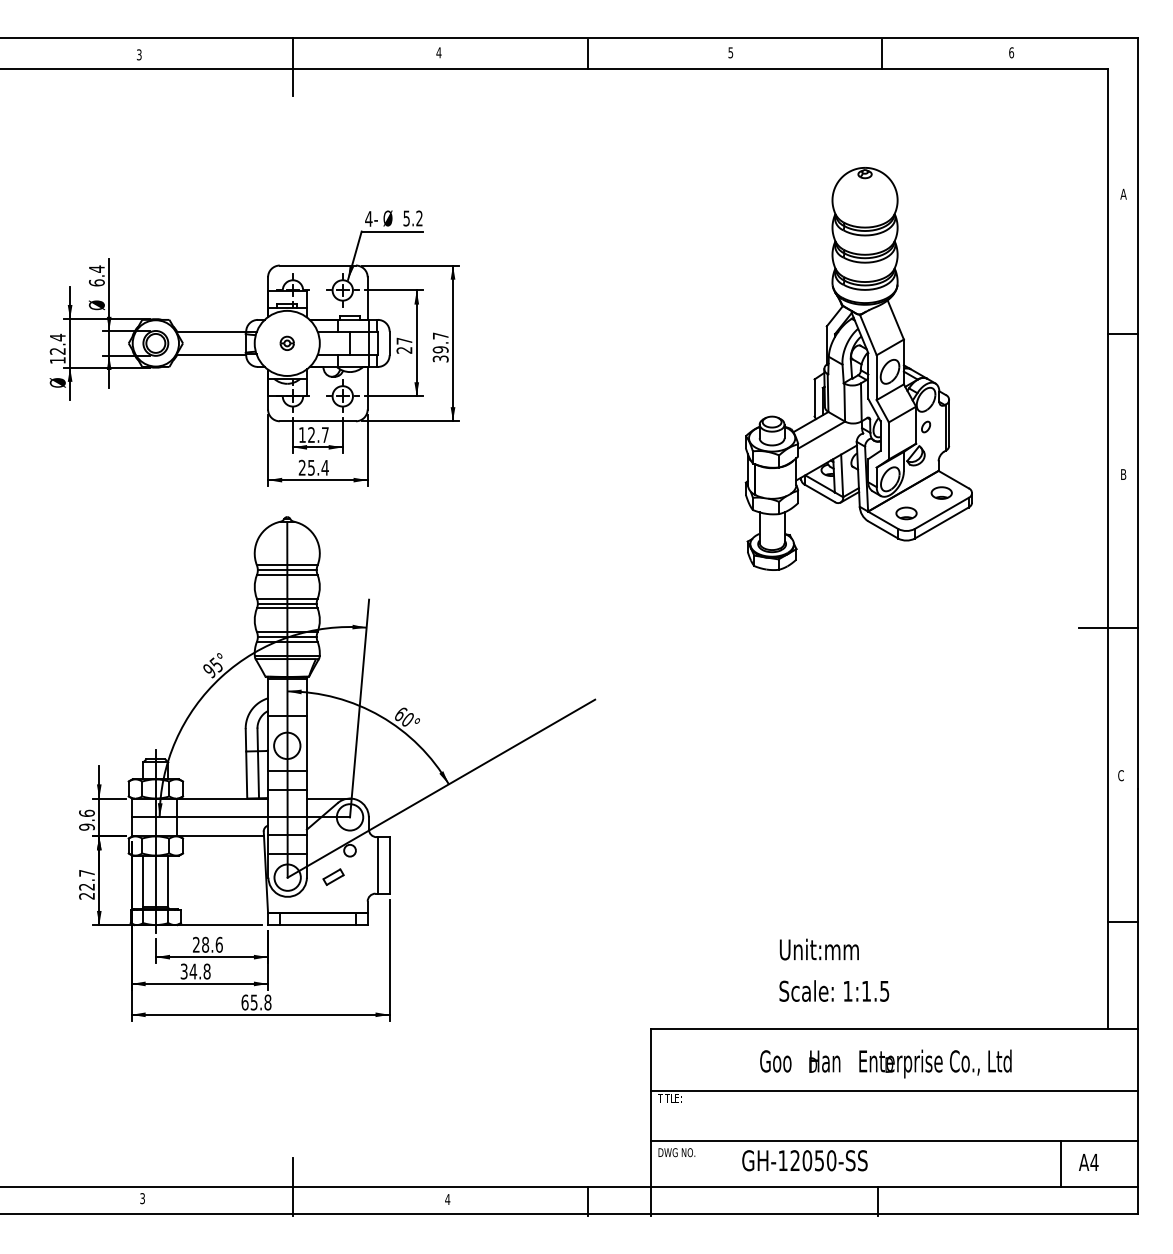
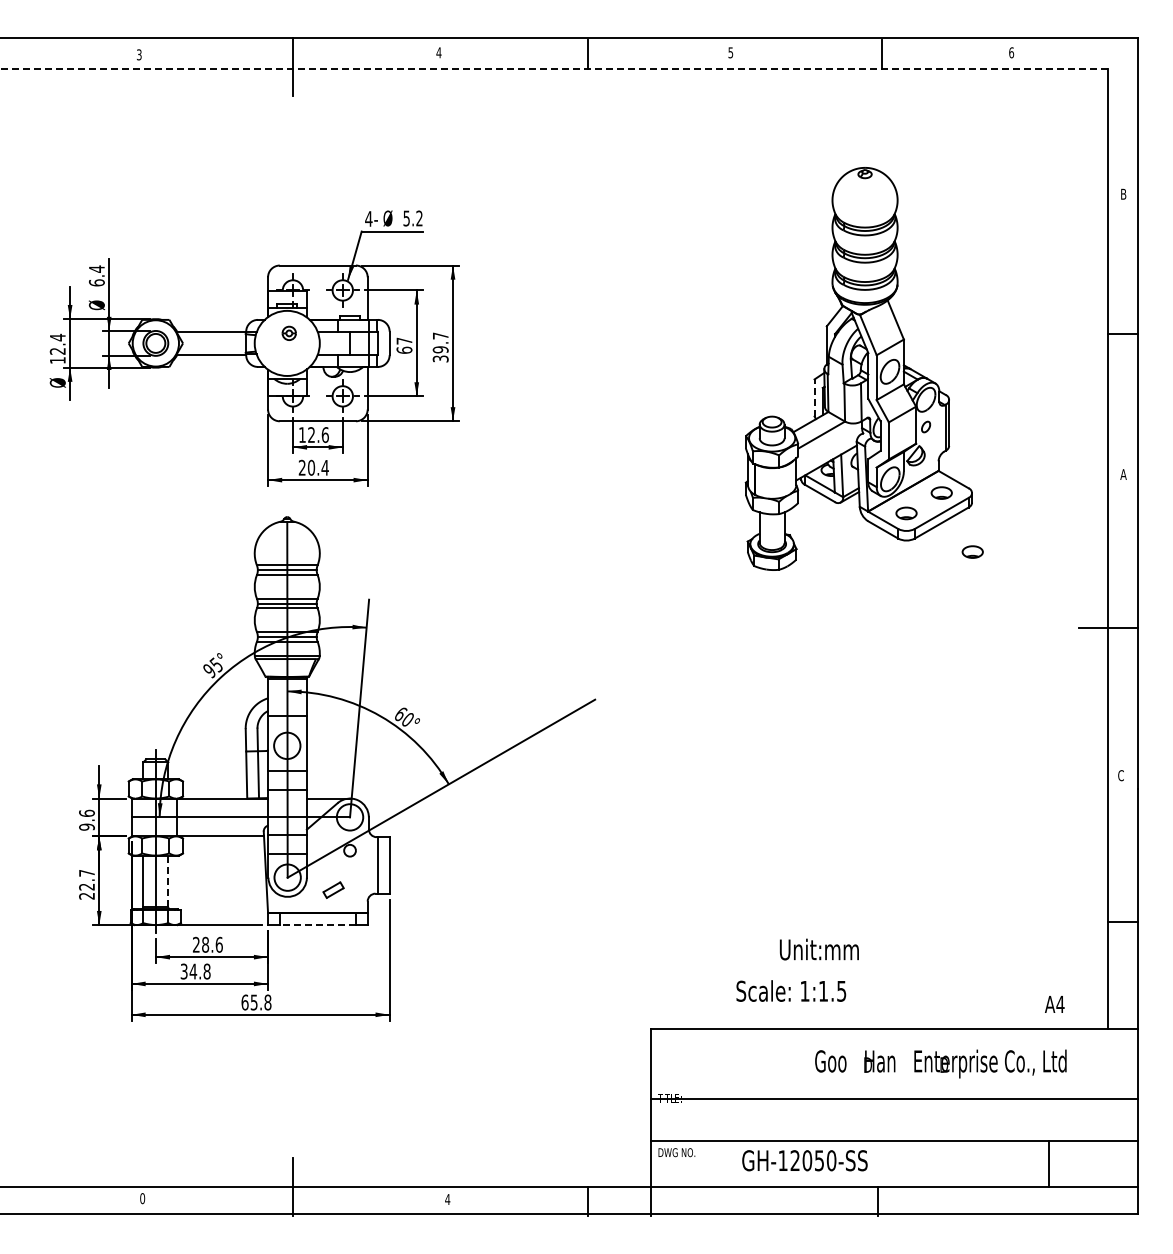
line: solid -> dashed (554, 68)
text: A -> B (1123, 193)
part position: (286, 342) -> (288, 332) (288, 332)
text: 27 -> 67 (404, 349)
line: solid -> dashed (814, 397)
text: 12.7 -> 12.6 (324, 435)
text: 25.4 -> 20.4 (311, 467)
text: B -> A (1123, 474)
part: none -> present (972, 551)
part position: (333, 876) -> (333, 889) (333, 889)
line: solid -> dashed (168, 881)
line: solid -> dashed (317, 925)
text position: (834, 990) -> (791, 990) (791, 990)
text position: (885, 1063) -> (940, 1063) (940, 1063)
line position: (893, 1091) -> (893, 1099) (893, 1099)
text position: (1088, 1162) -> (1054, 1004) (1054, 1004)
line position: (1061, 1163) -> (1049, 1163) (1049, 1163)
text: 3 -> 0 (142, 1198)
